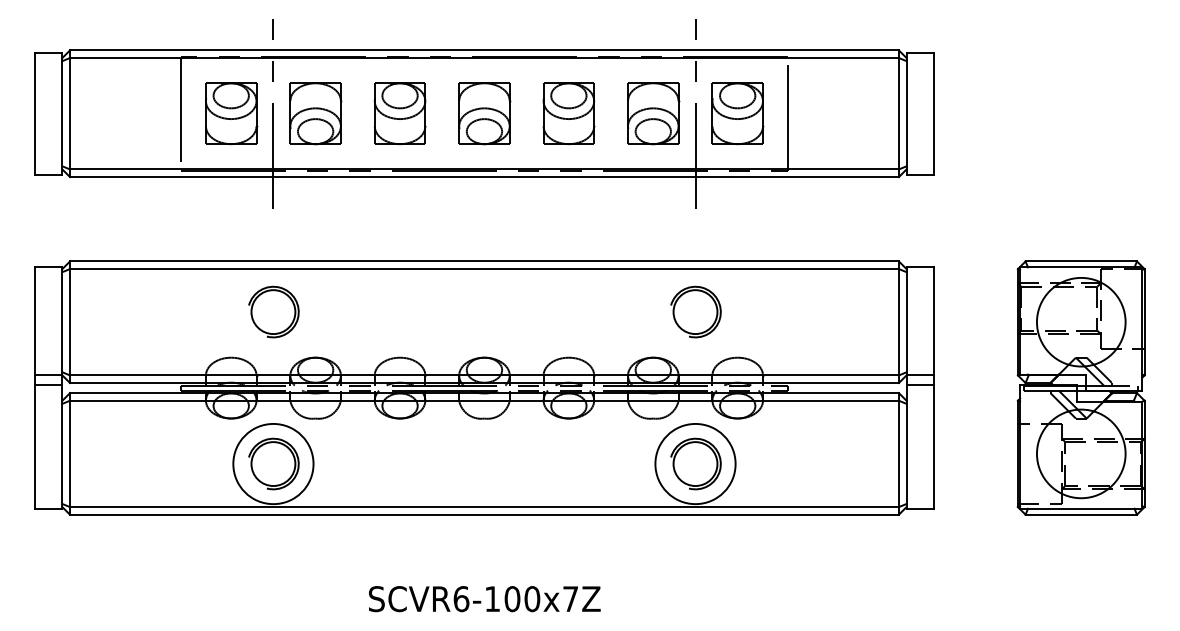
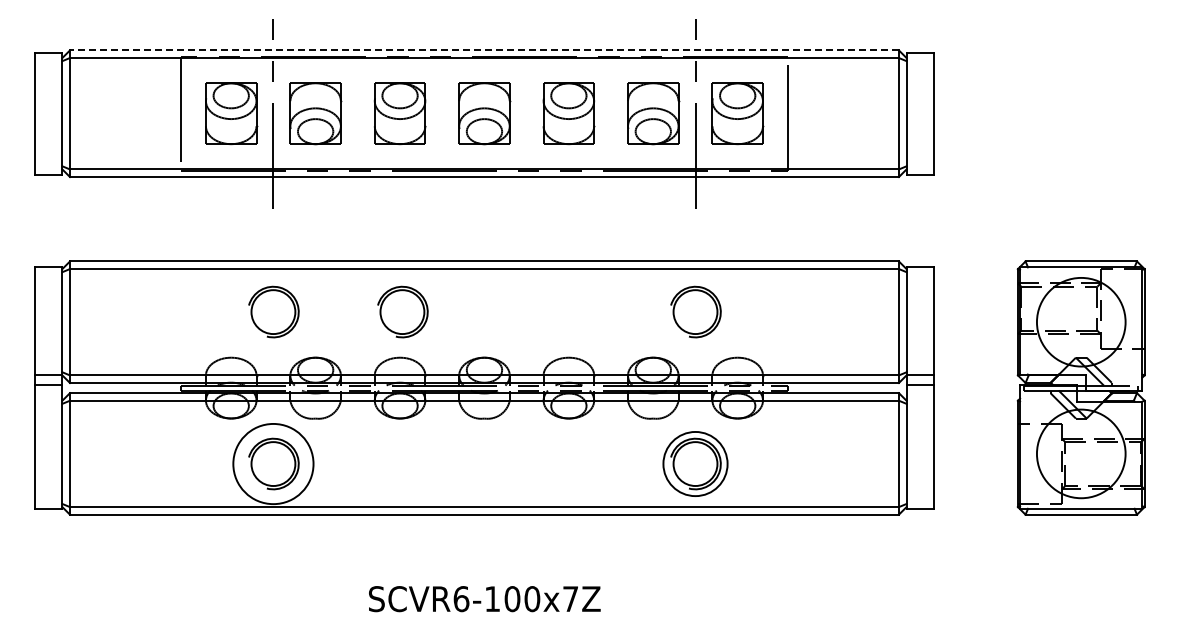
line: solid -> dashed (483, 50)
part: none -> present (402, 311)
circle diameter: 80 px -> 64 px (695, 463)
